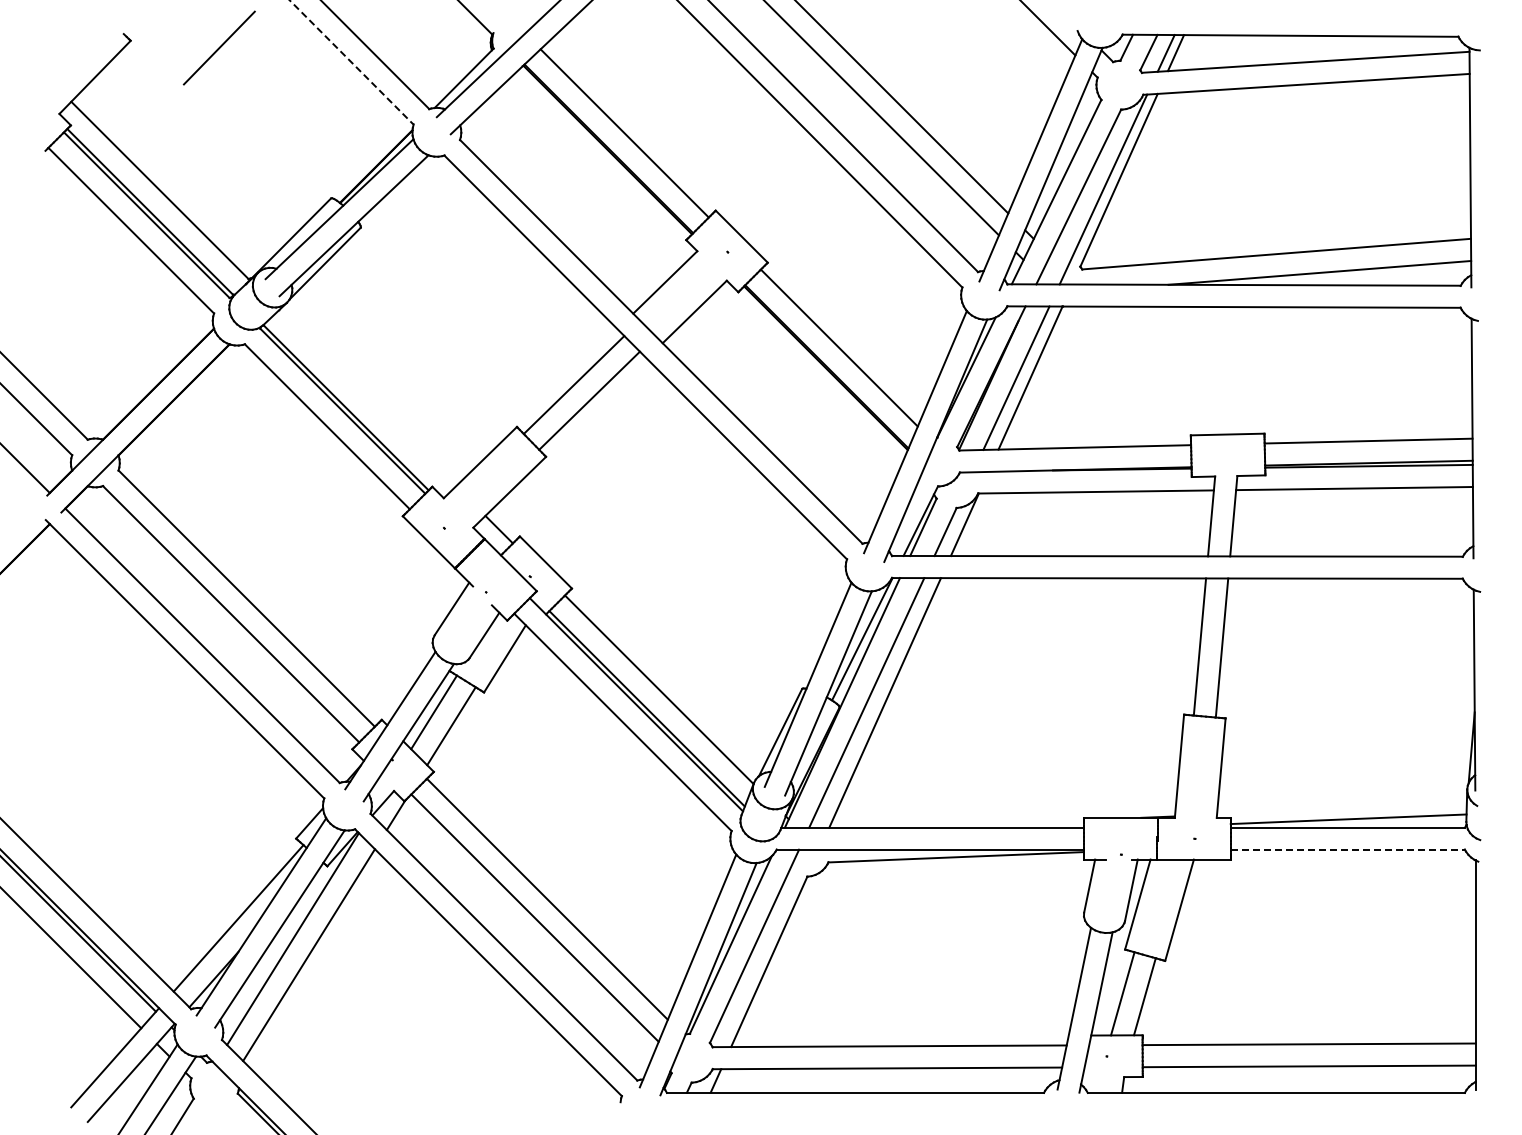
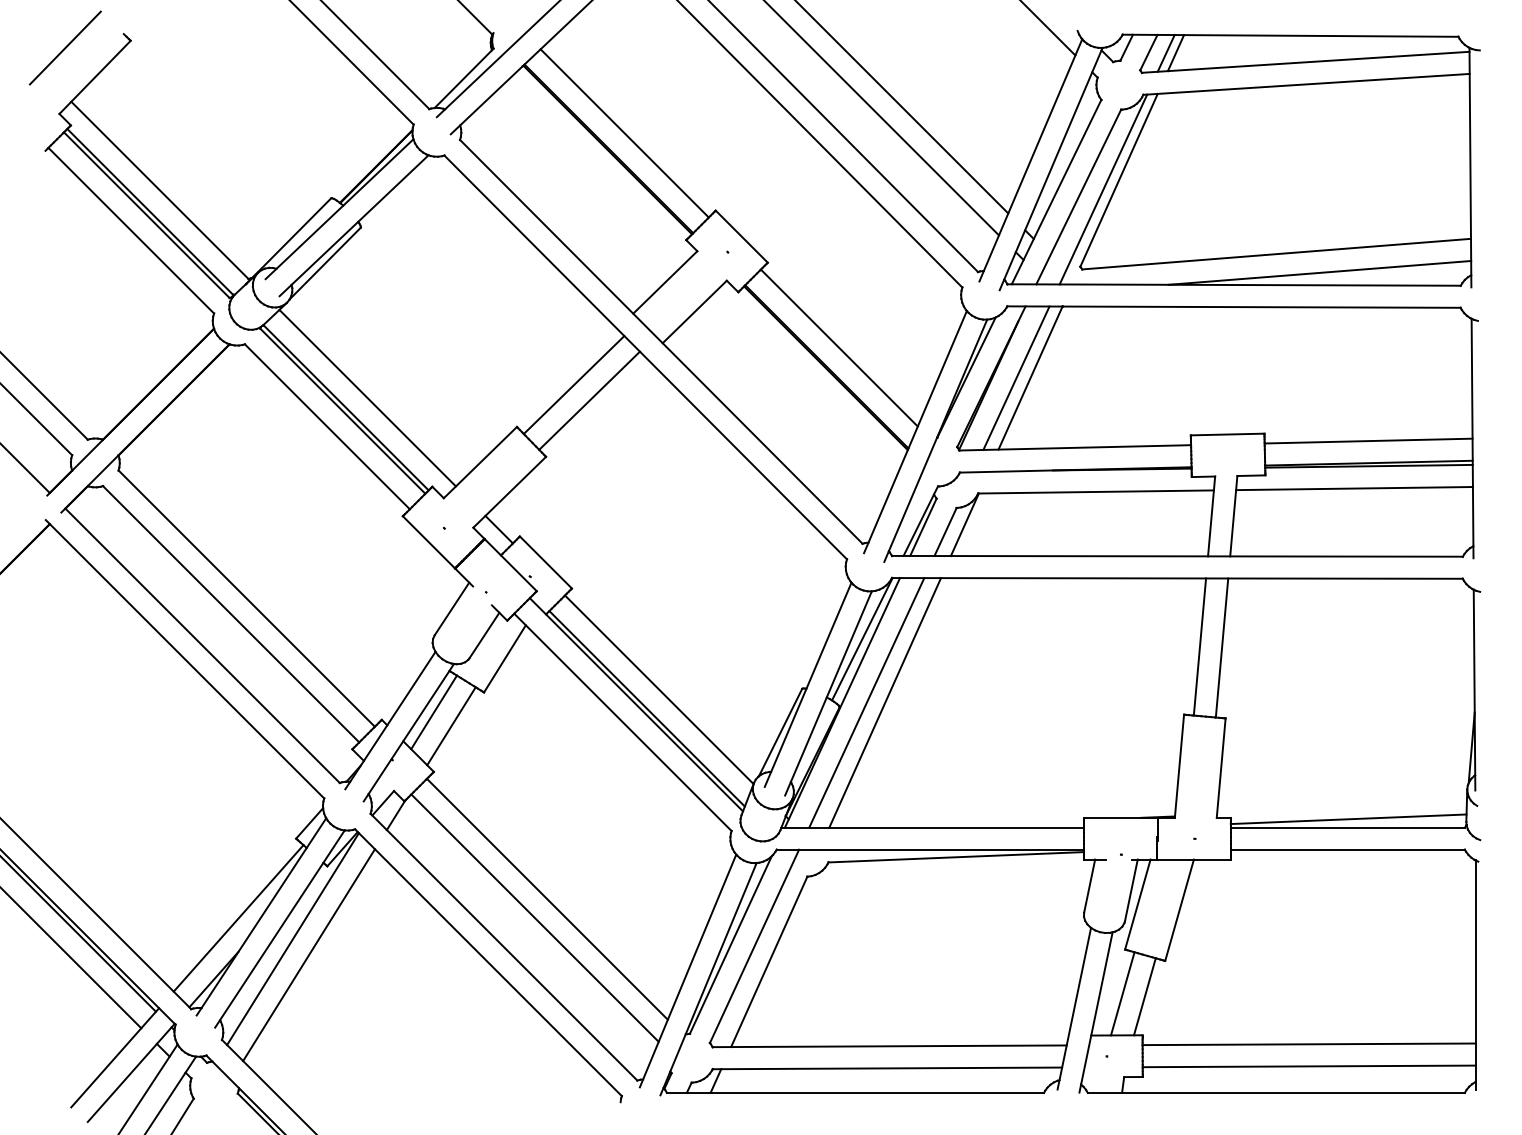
line position: (218, 47) -> (64, 47) (64, 47)
line: dashed -> solid (351, 62)
line: none -> present (367, 397)
line: dashed -> solid (1348, 849)
